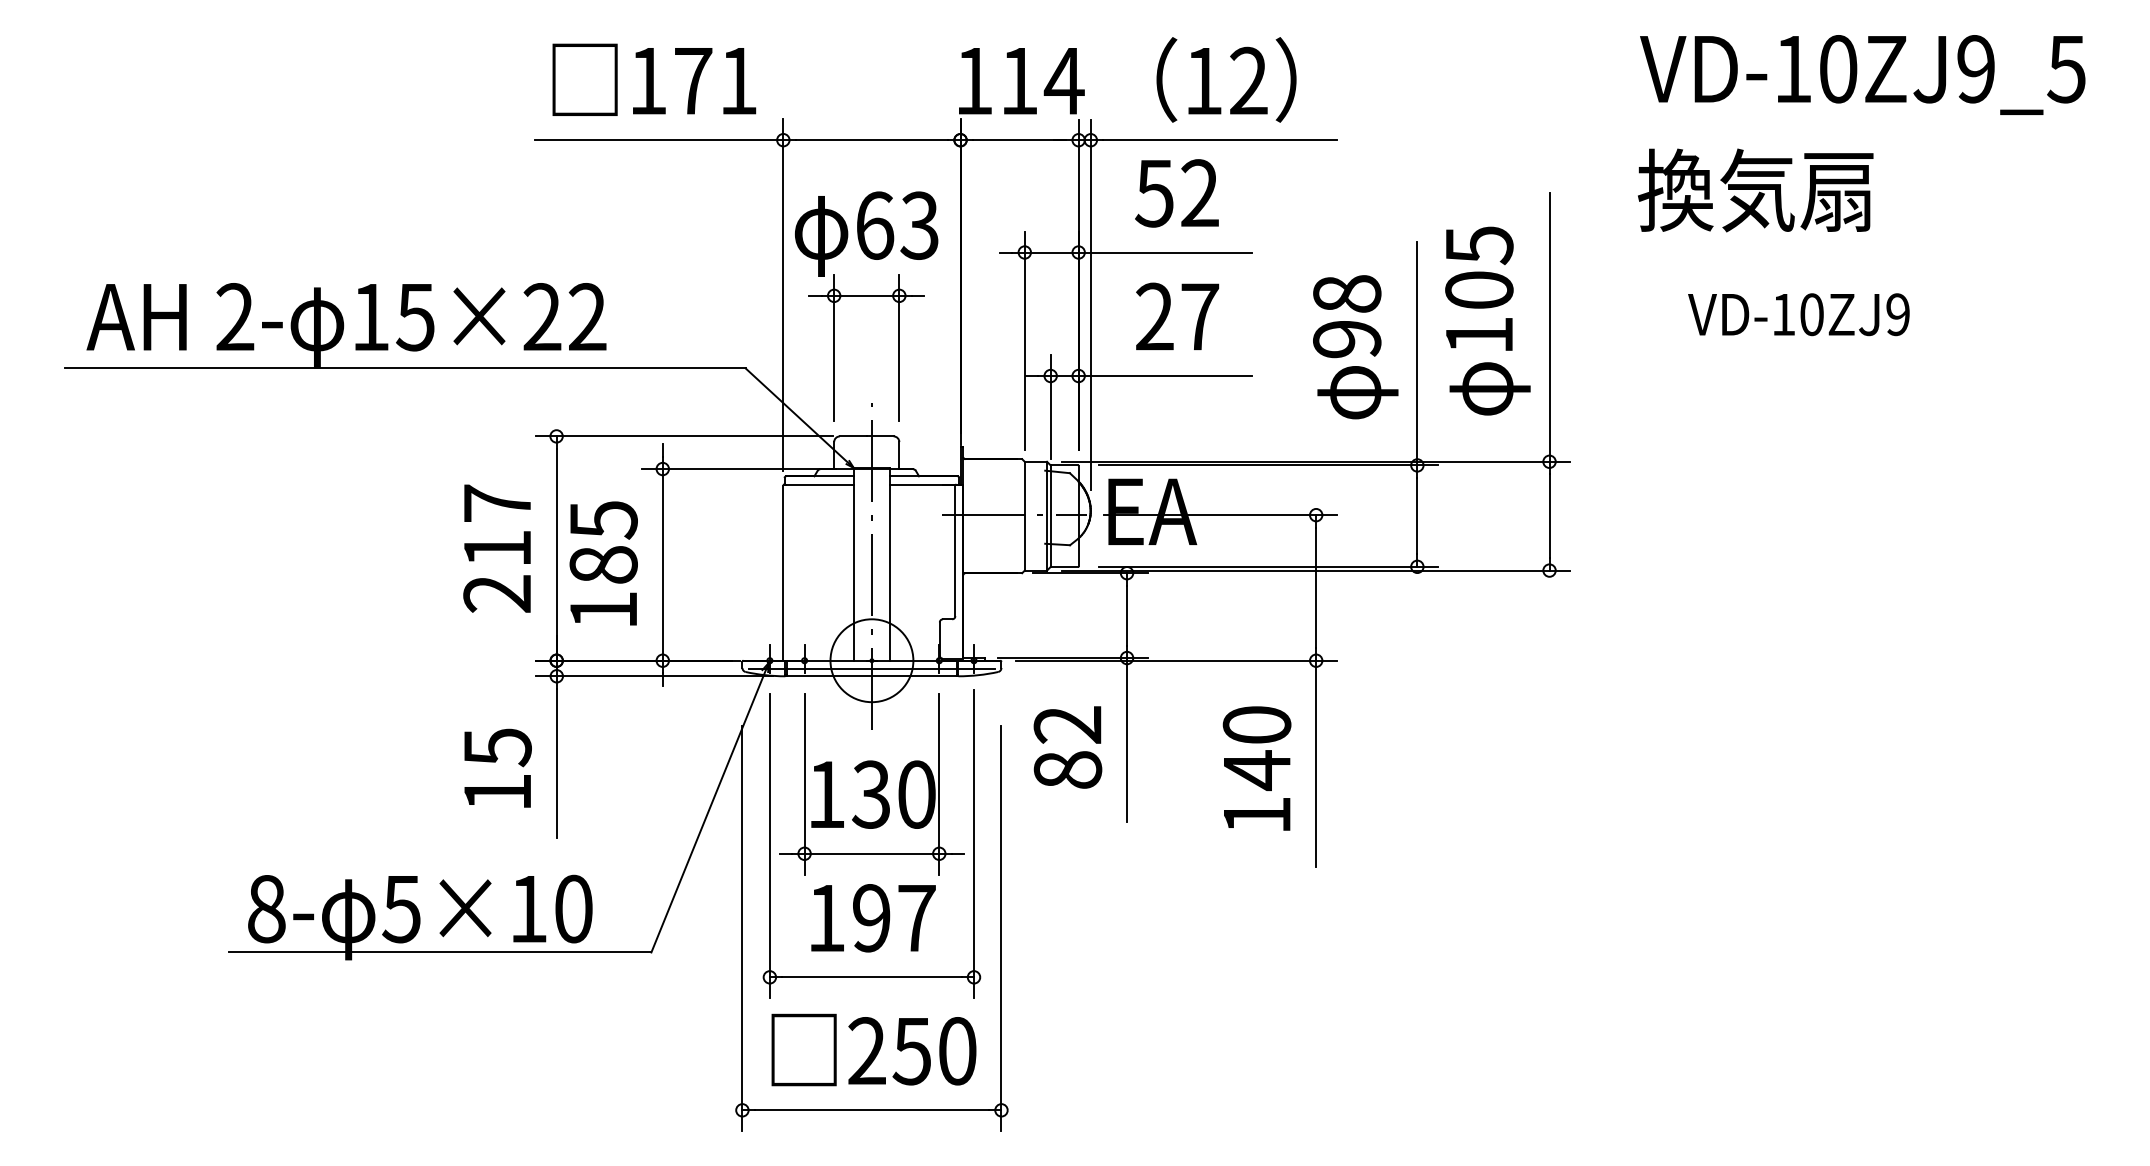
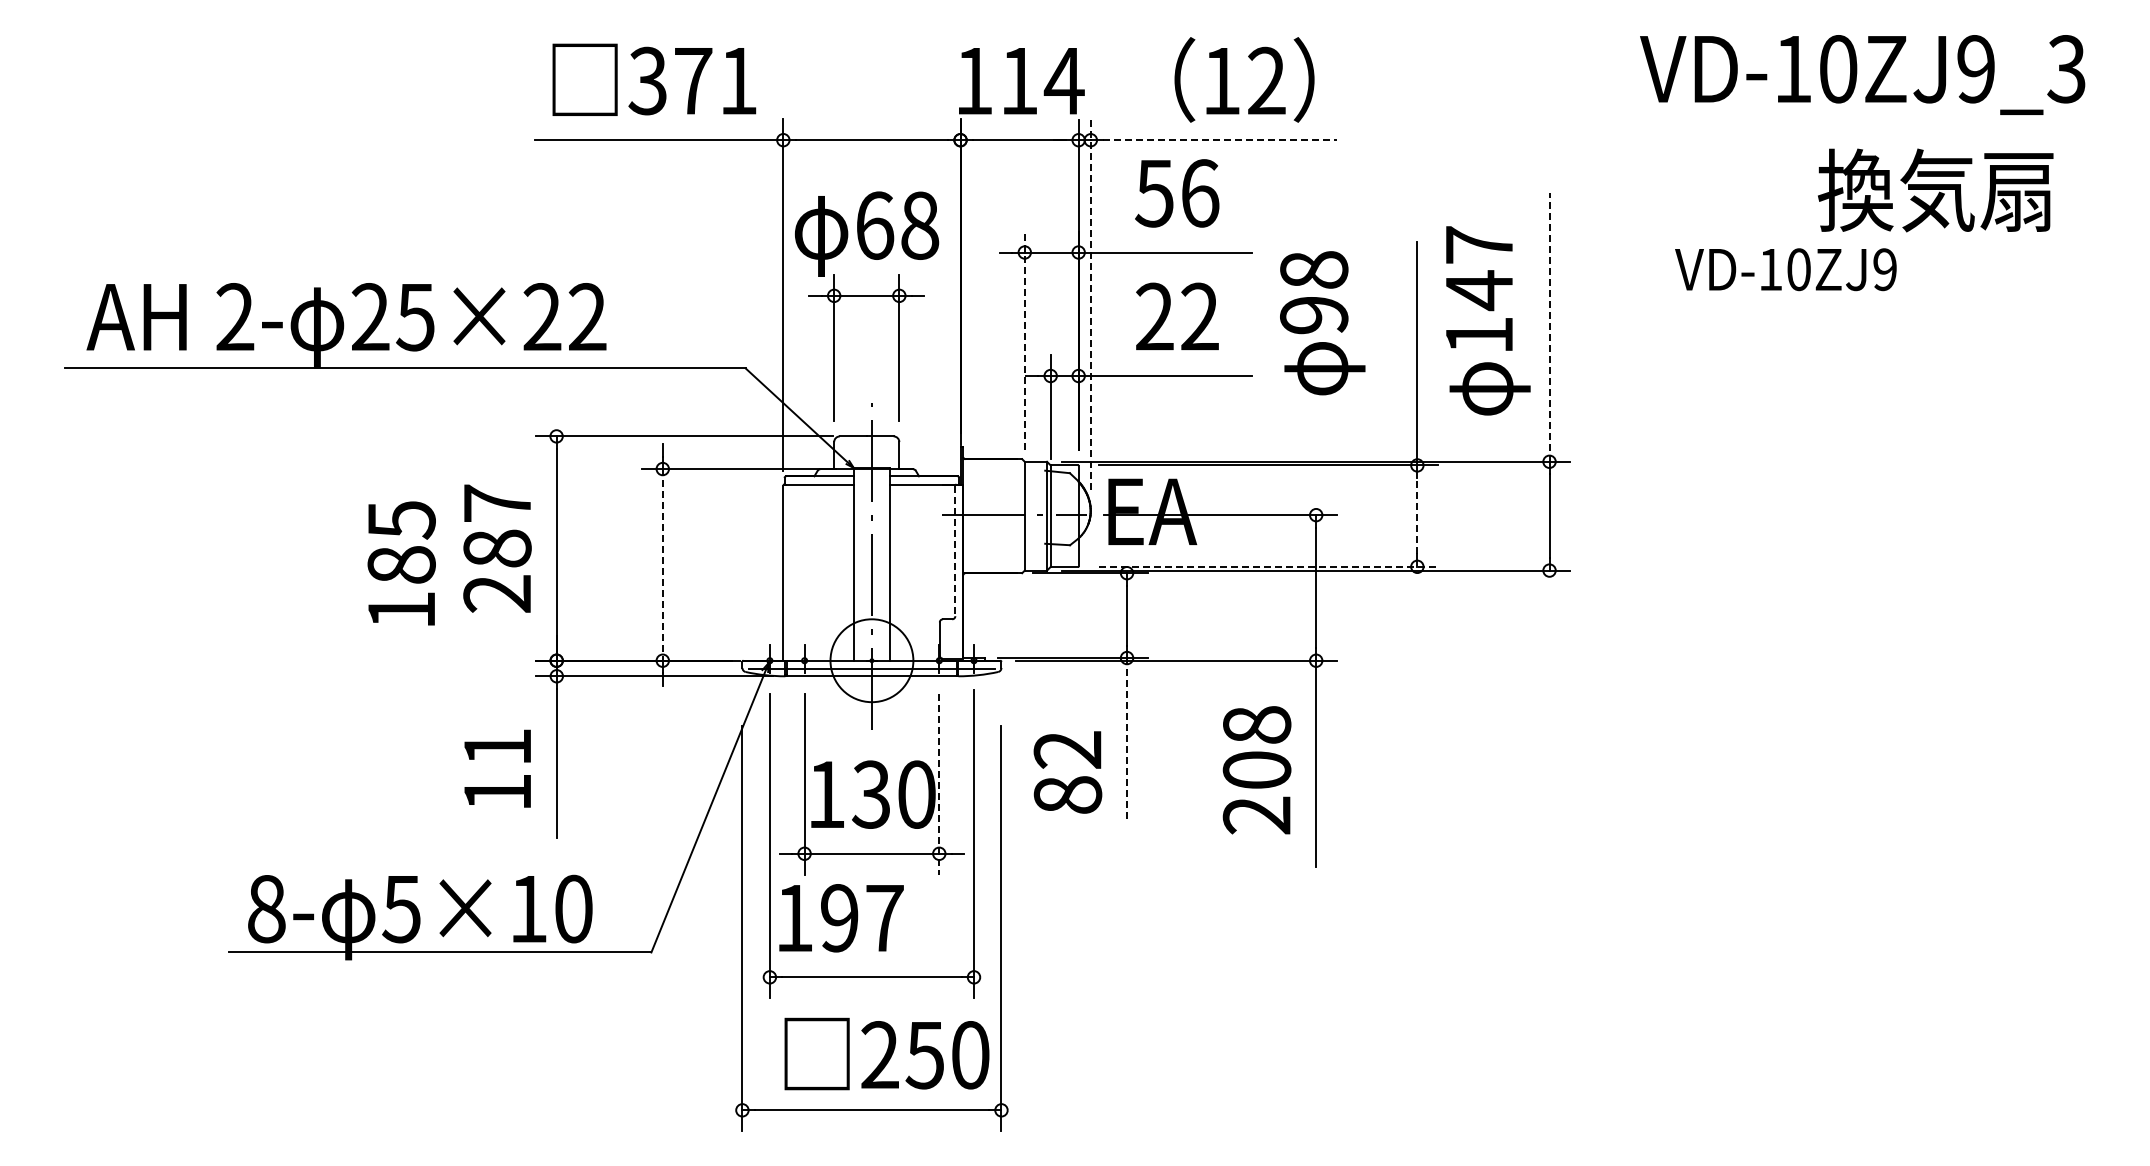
text: VD-10ZJ9_5 -> VD-10ZJ9_3 (2066, 69)
text position: (1226, 79) -> (1244, 79) (1244, 79)
text: 171 -> 371 (647, 80)
line: solid -> dashed (1220, 140)
text position: (1755, 190) -> (1935, 190) (1935, 190)
text: 52 -> 56 (1200, 193)
text: 63 -> 68 (919, 225)
text: 105 -> 147 (1479, 268)
line: solid -> dashed (1090, 304)
text position: (1798, 314) -> (1785, 269) (1785, 269)
text: 15×22 -> 25×22 (370, 316)
text: 27 -> 22 (1200, 316)
line: solid -> dashed (1549, 326)
line: solid -> dashed (1024, 340)
text position: (1355, 347) -> (1322, 323) (1322, 323)
line: solid -> dashed (1417, 515)
text: 217 -> 287 (497, 548)
line: solid -> dashed (955, 551)
text position: (603, 563) -> (401, 563) (401, 563)
line: solid -> dashed (662, 564)
line: solid -> dashed (1269, 566)
line: solid -> dashed (1127, 739)
text: 15 -> 11 (497, 747)
text position: (1067, 747) -> (1067, 772) (1067, 772)
text: 140 -> 208 (1256, 770)
line: solid -> dashed (939, 784)
text position: (873, 918) -> (841, 918) (841, 918)
text position: (873, 1049) -> (886, 1053) (886, 1053)
